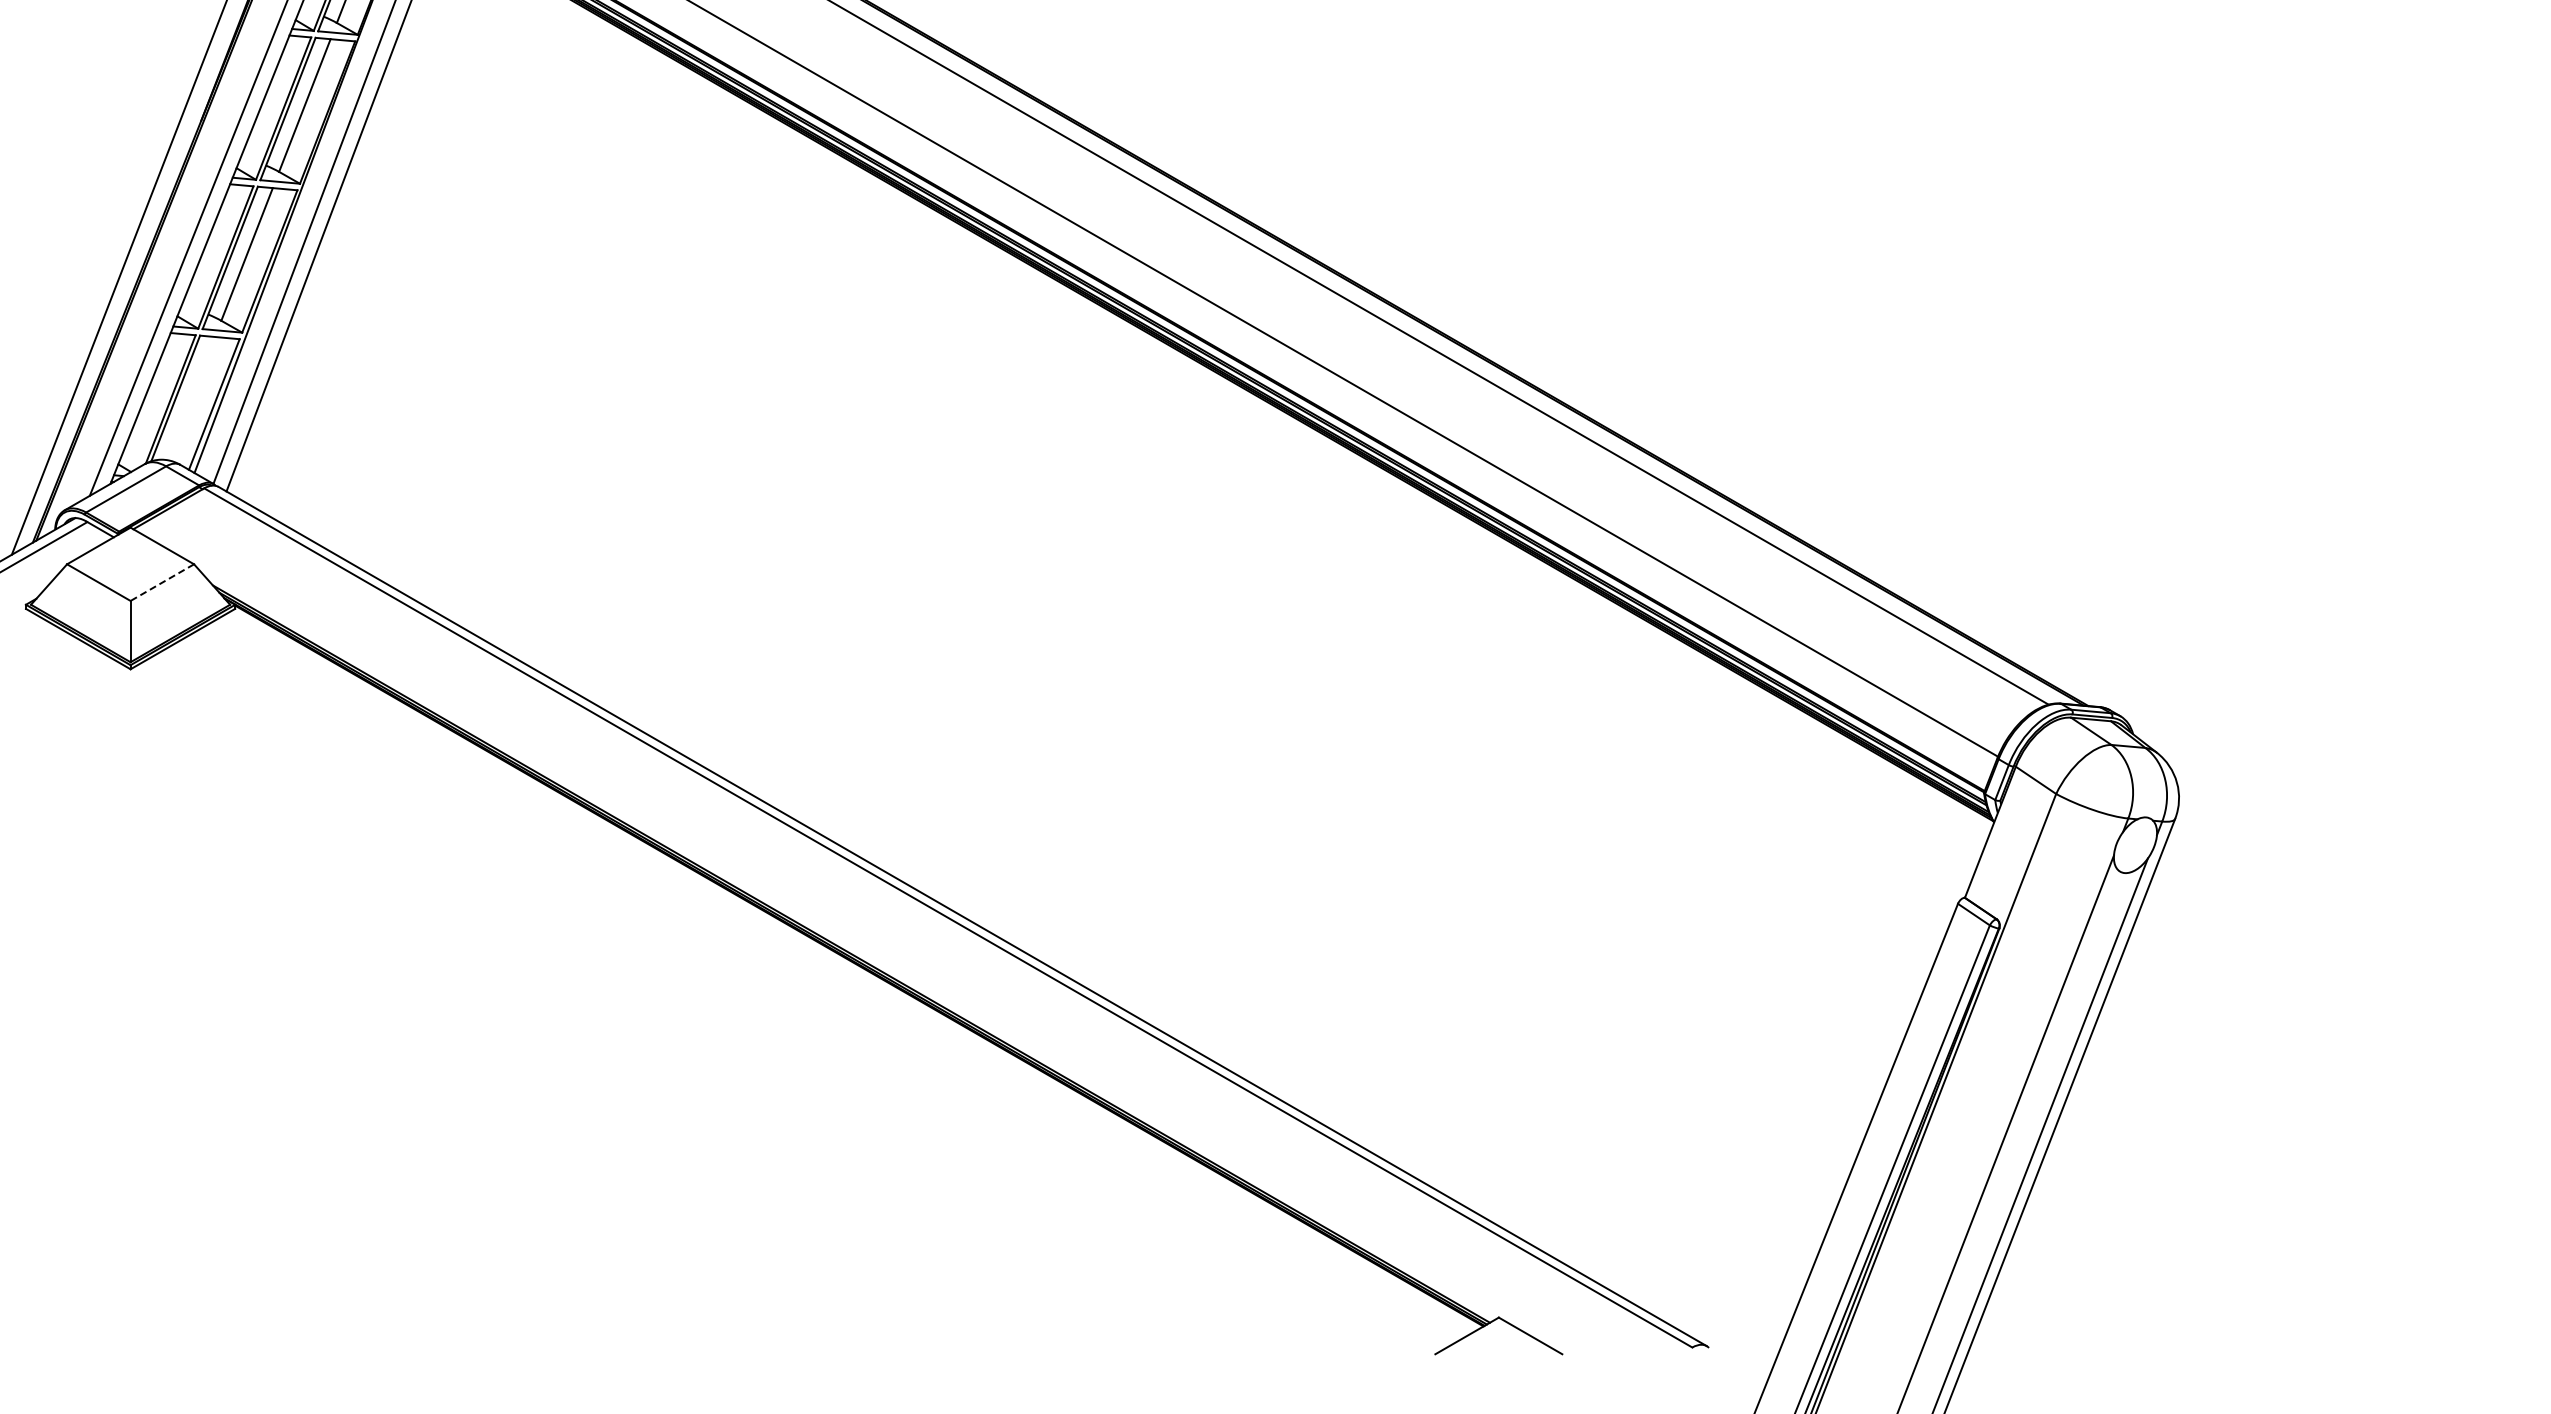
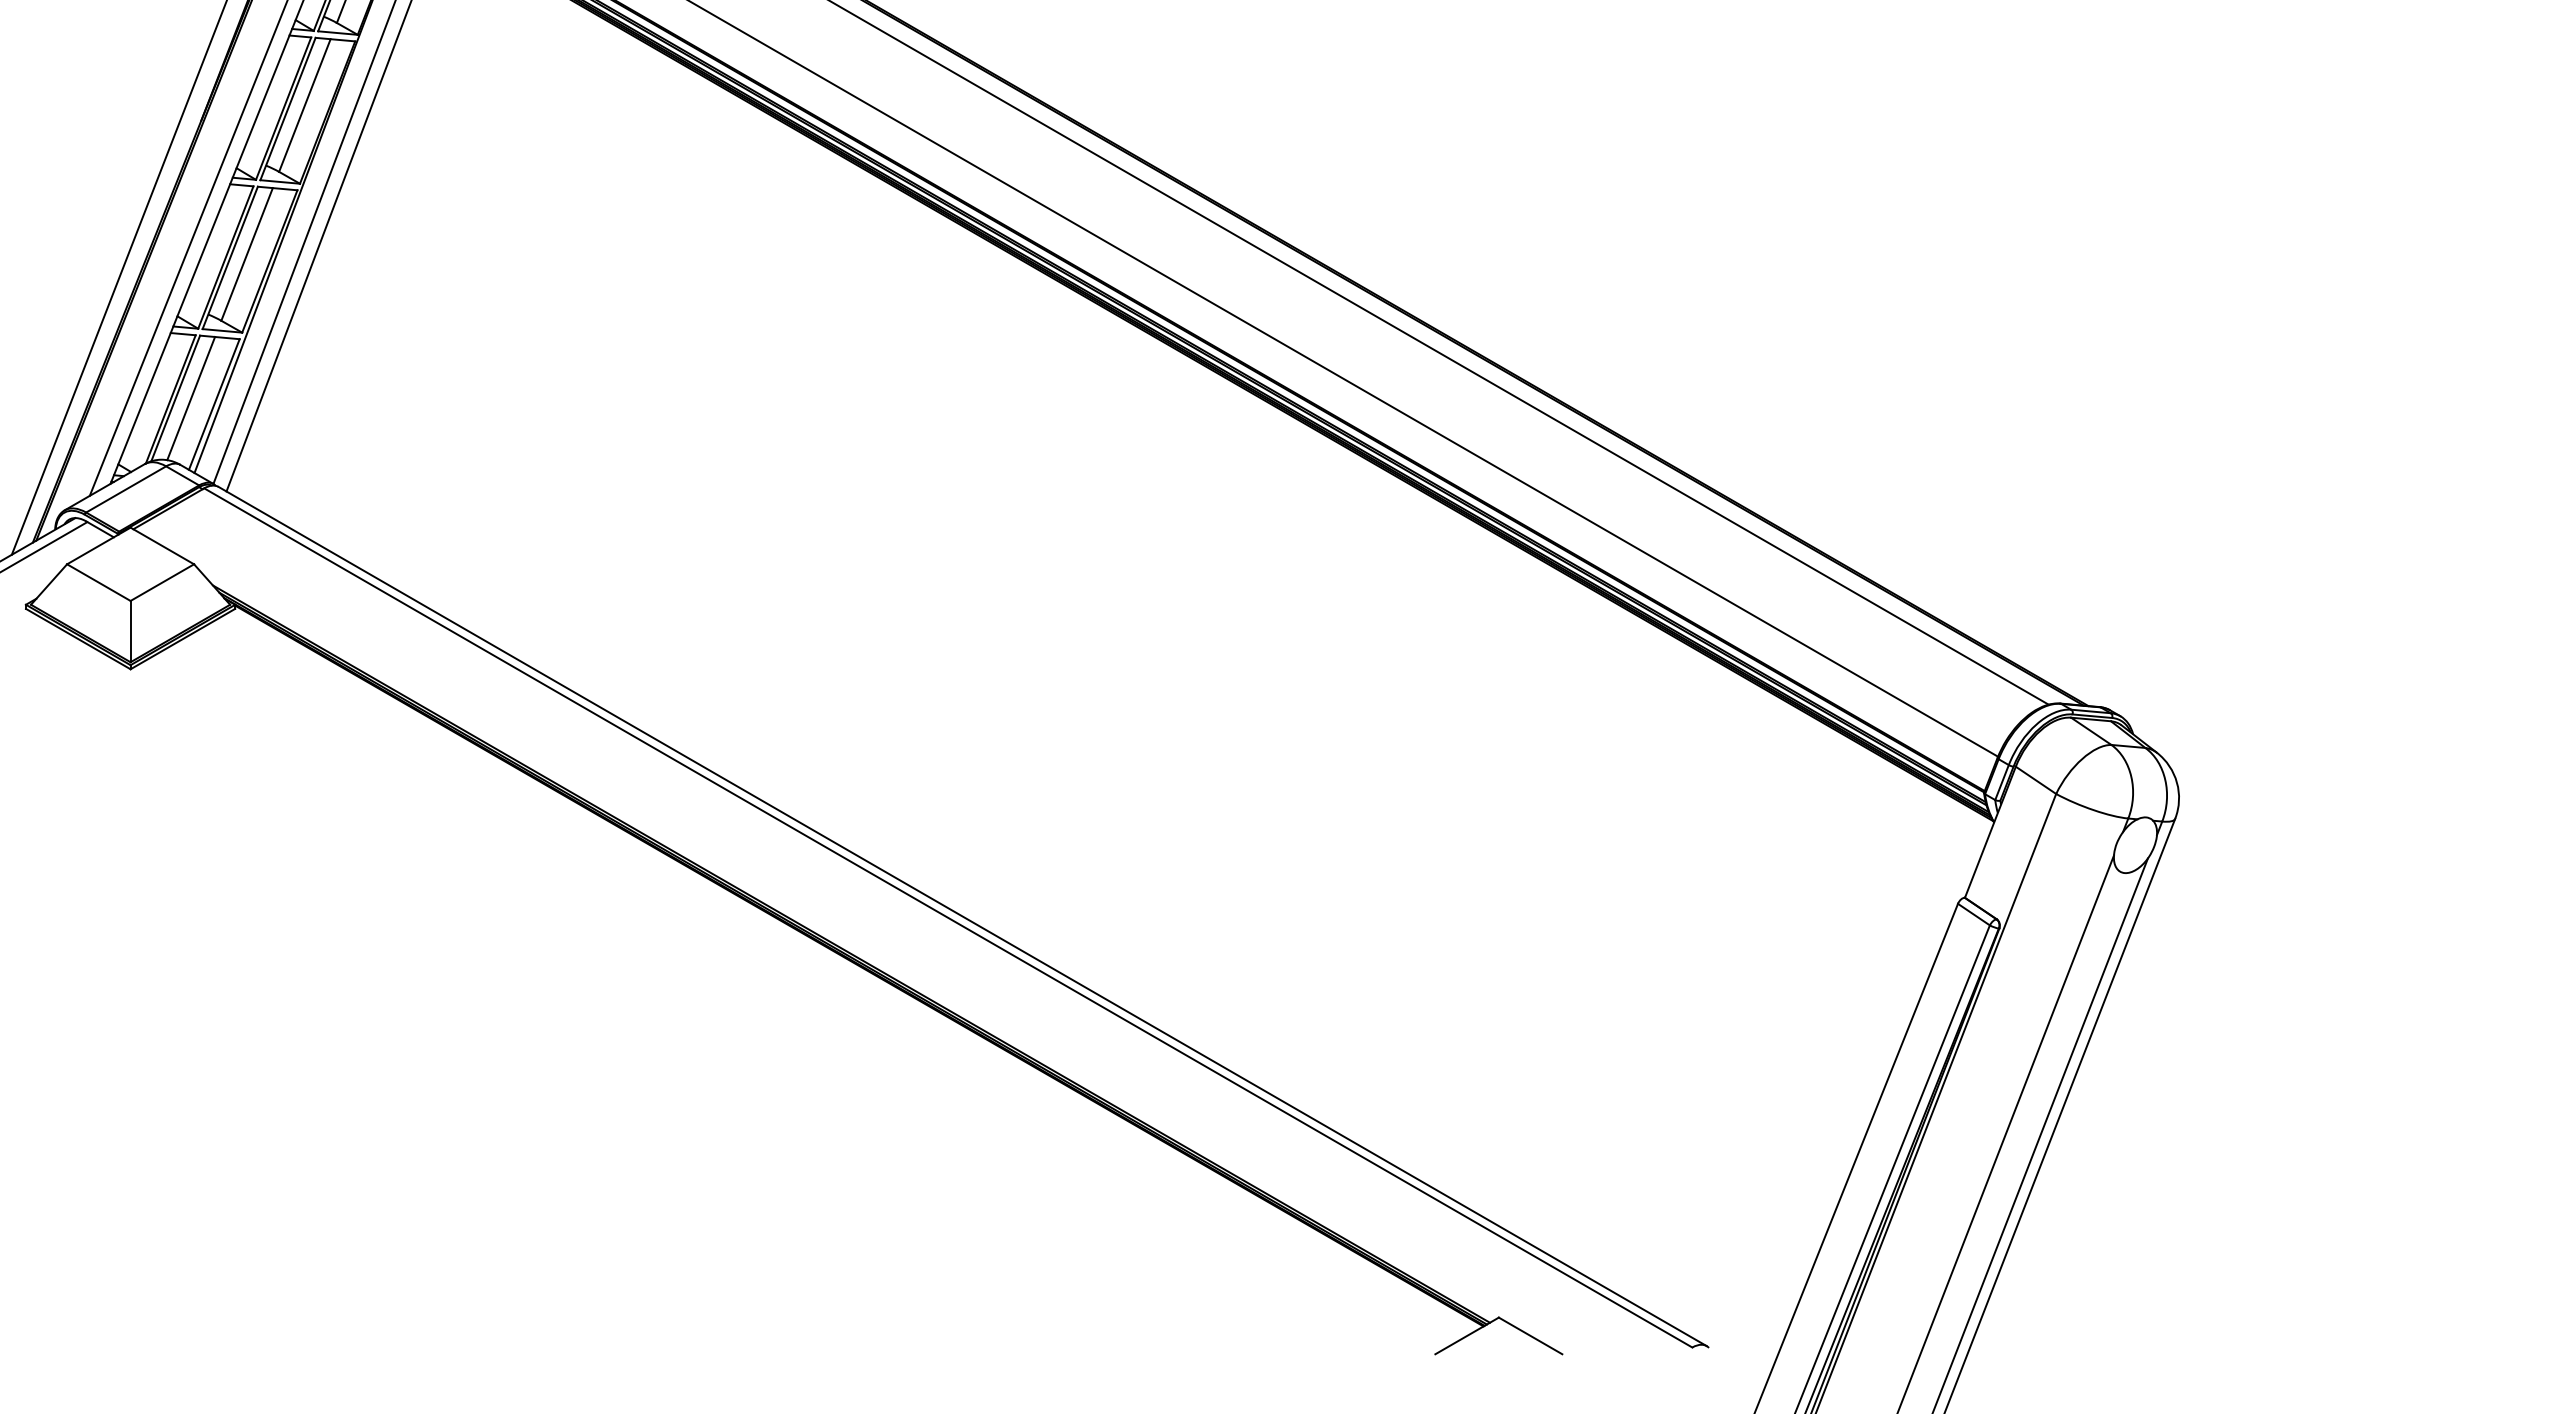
line: none -> present (191, 398)
line: dashed -> solid (162, 582)
